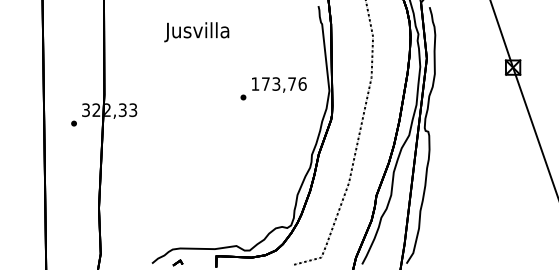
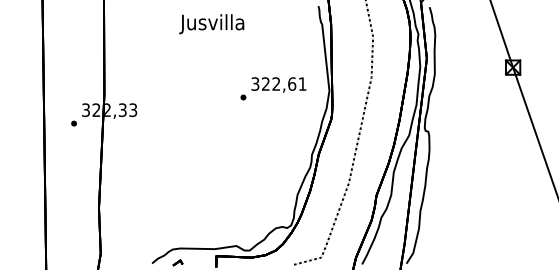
text position: (196, 32) -> (211, 24) (211, 24)
text: 173,76 -> 322,61 (278, 83)
